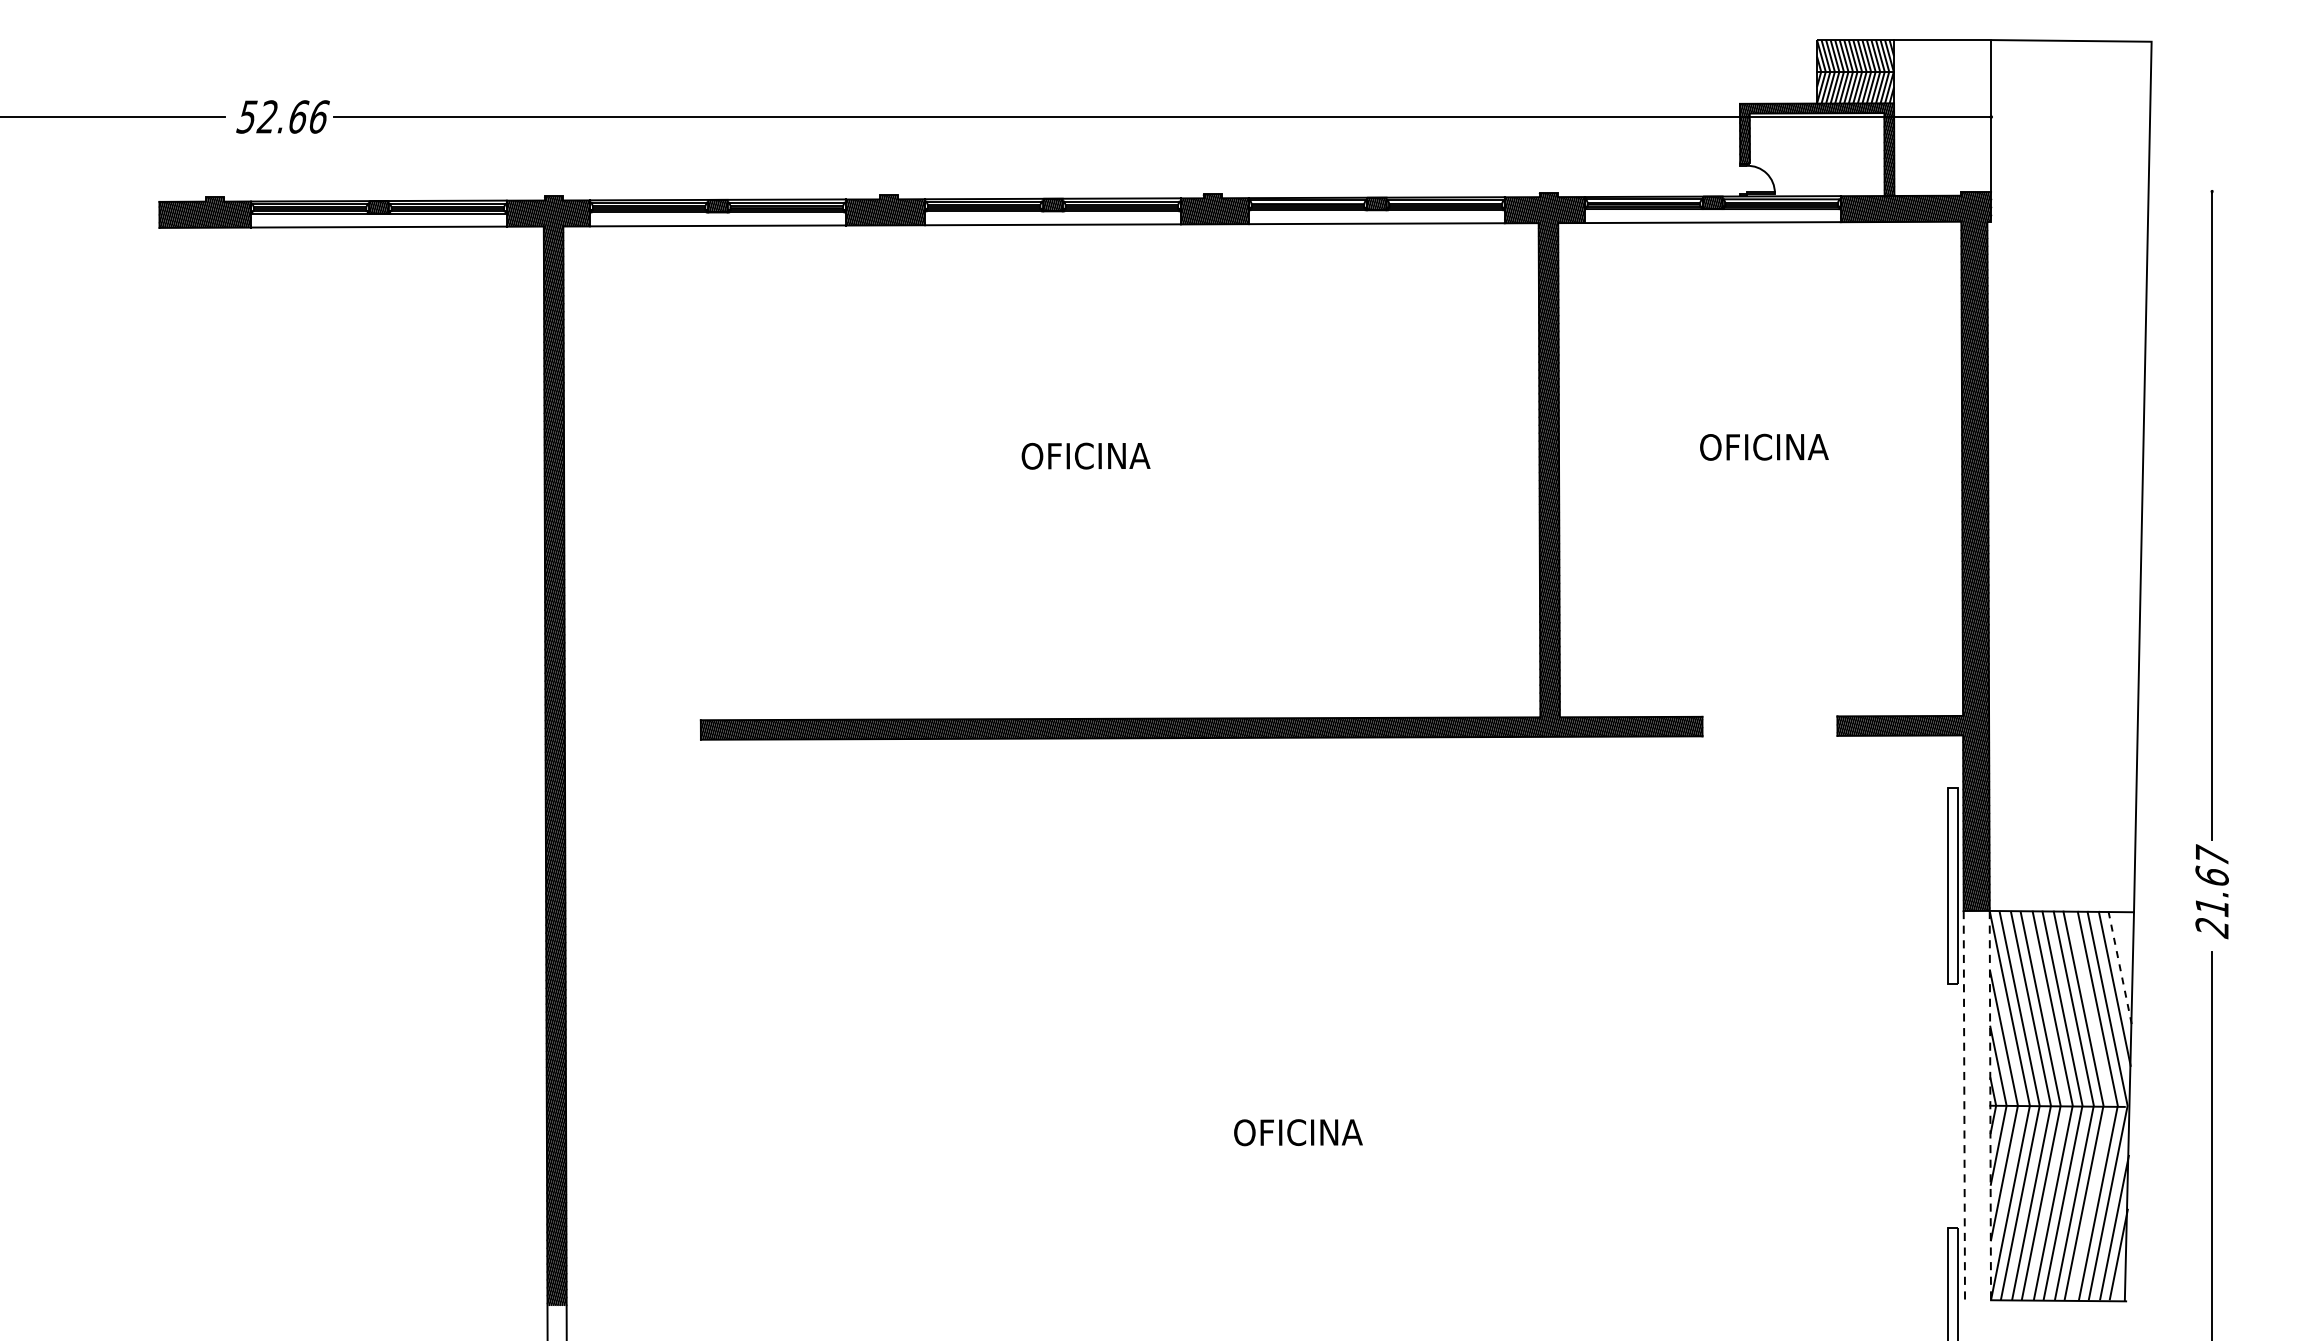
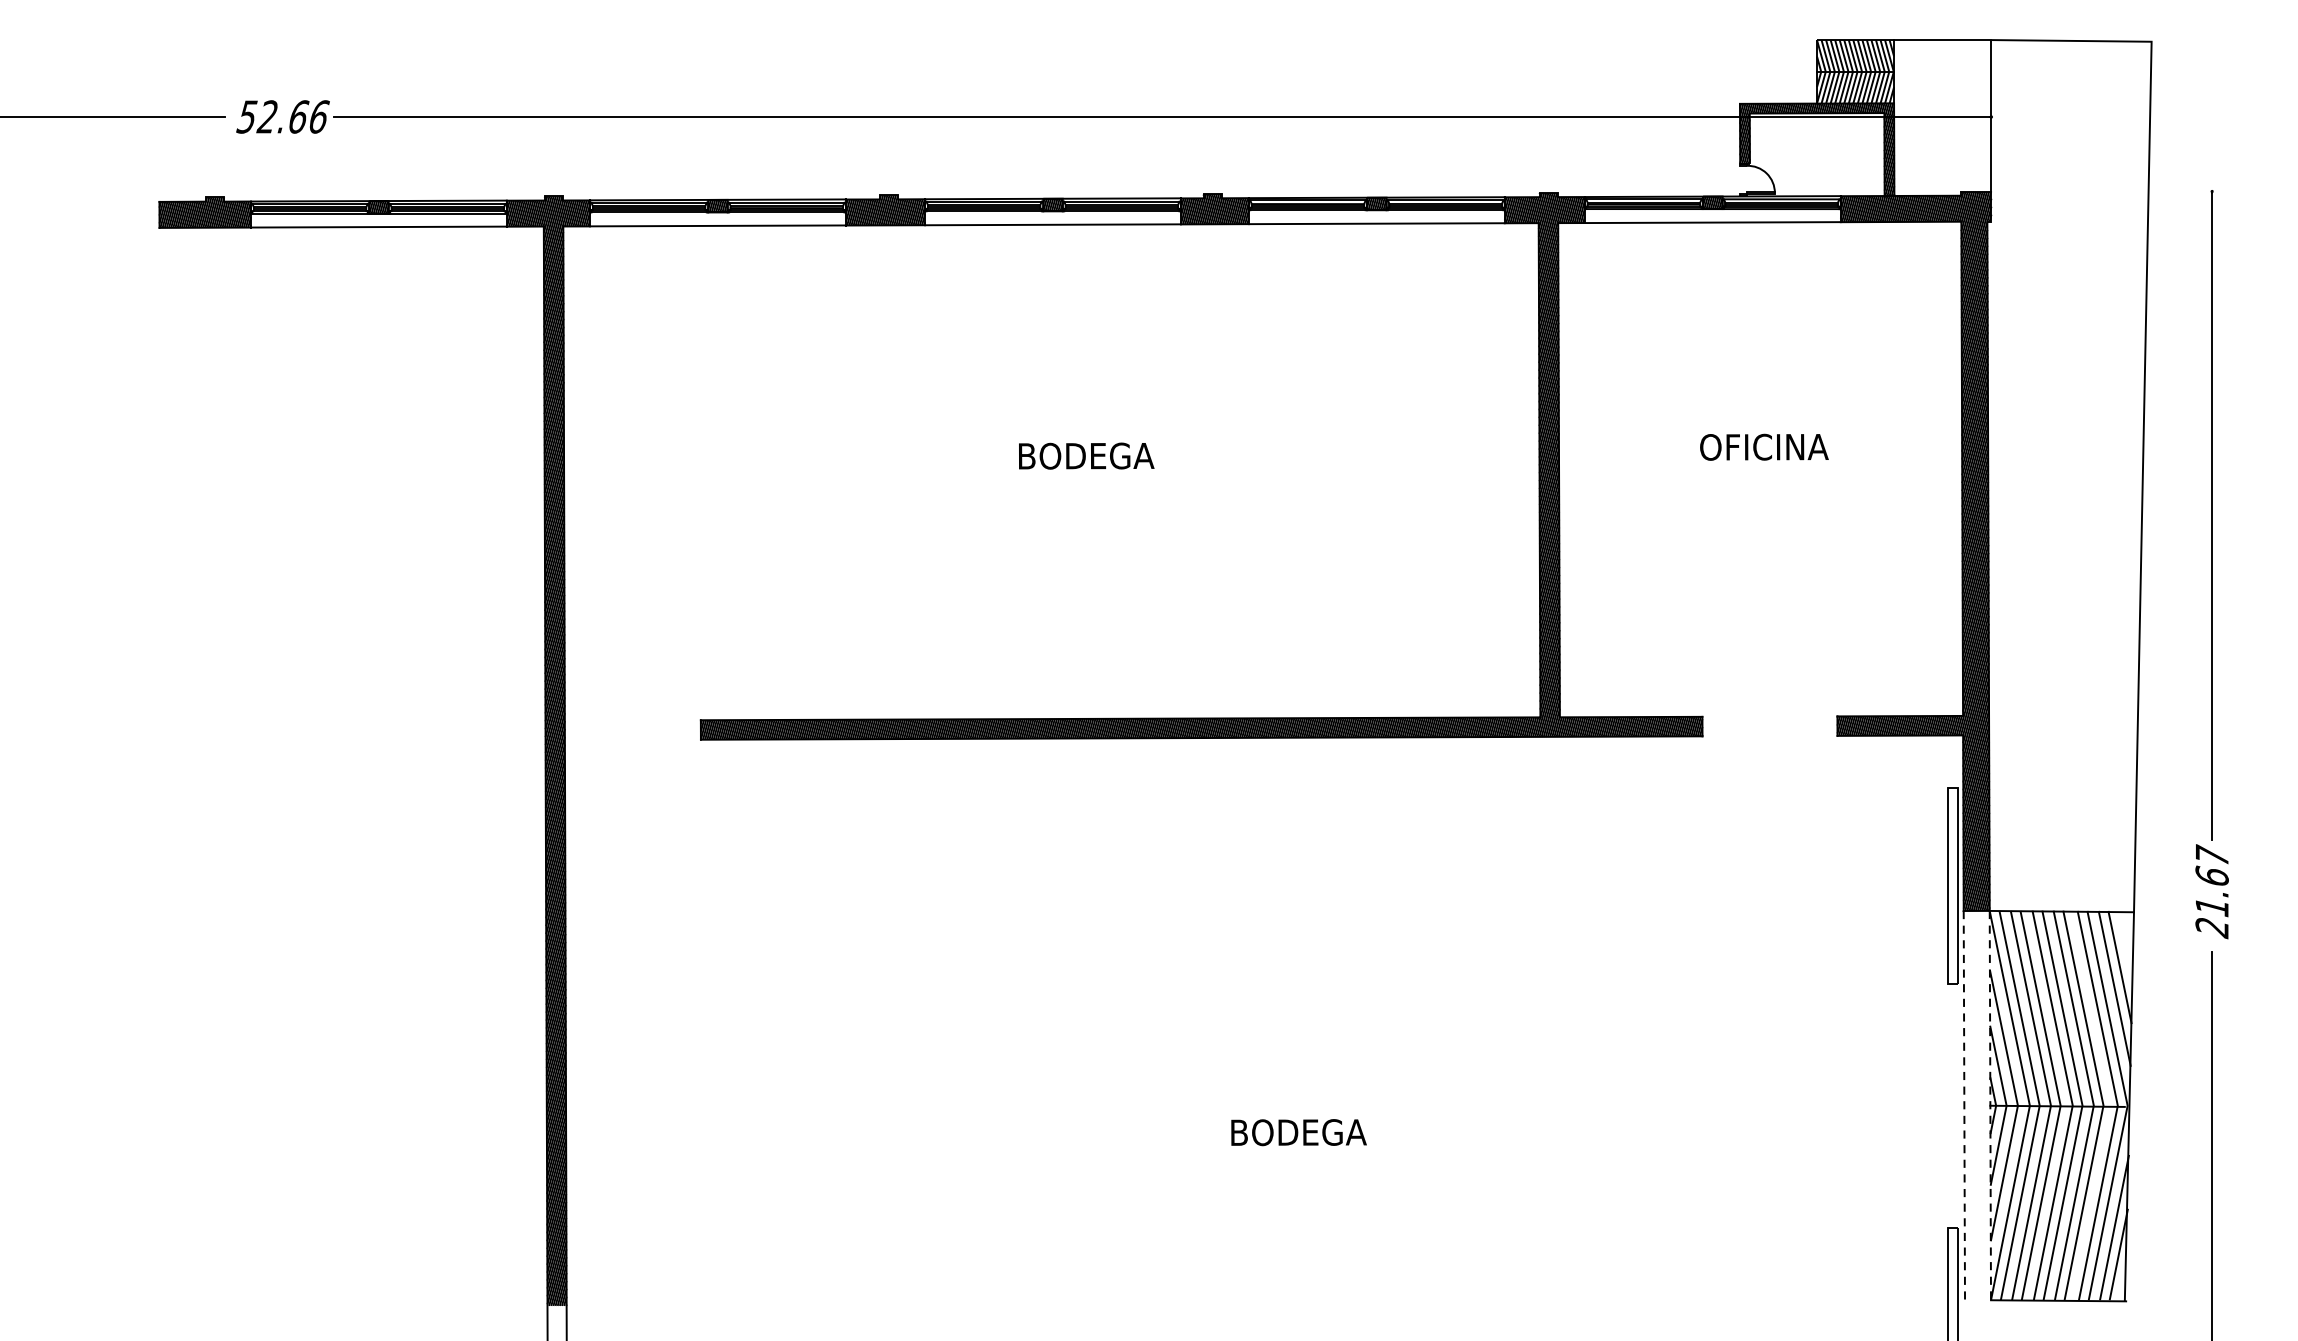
text: OFICINA -> BODEGA (1086, 455)
line: dashed -> solid (2120, 967)
text: OFICINA -> BODEGA (1298, 1132)
